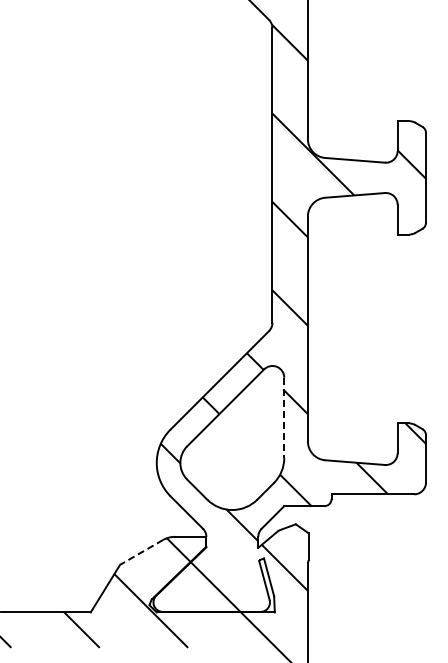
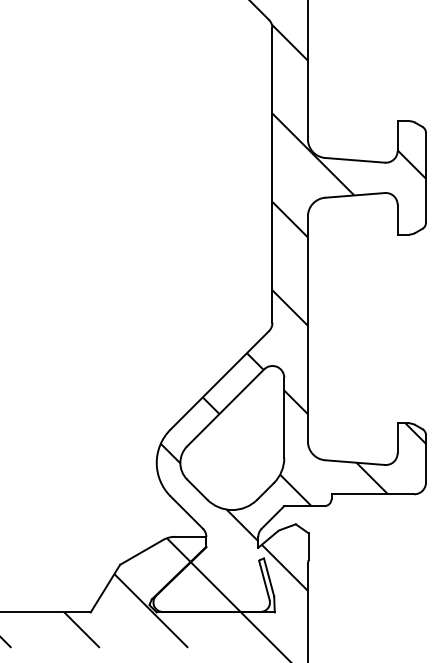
line: dashed -> solid (284, 418)
line: dashed -> solid (141, 552)
